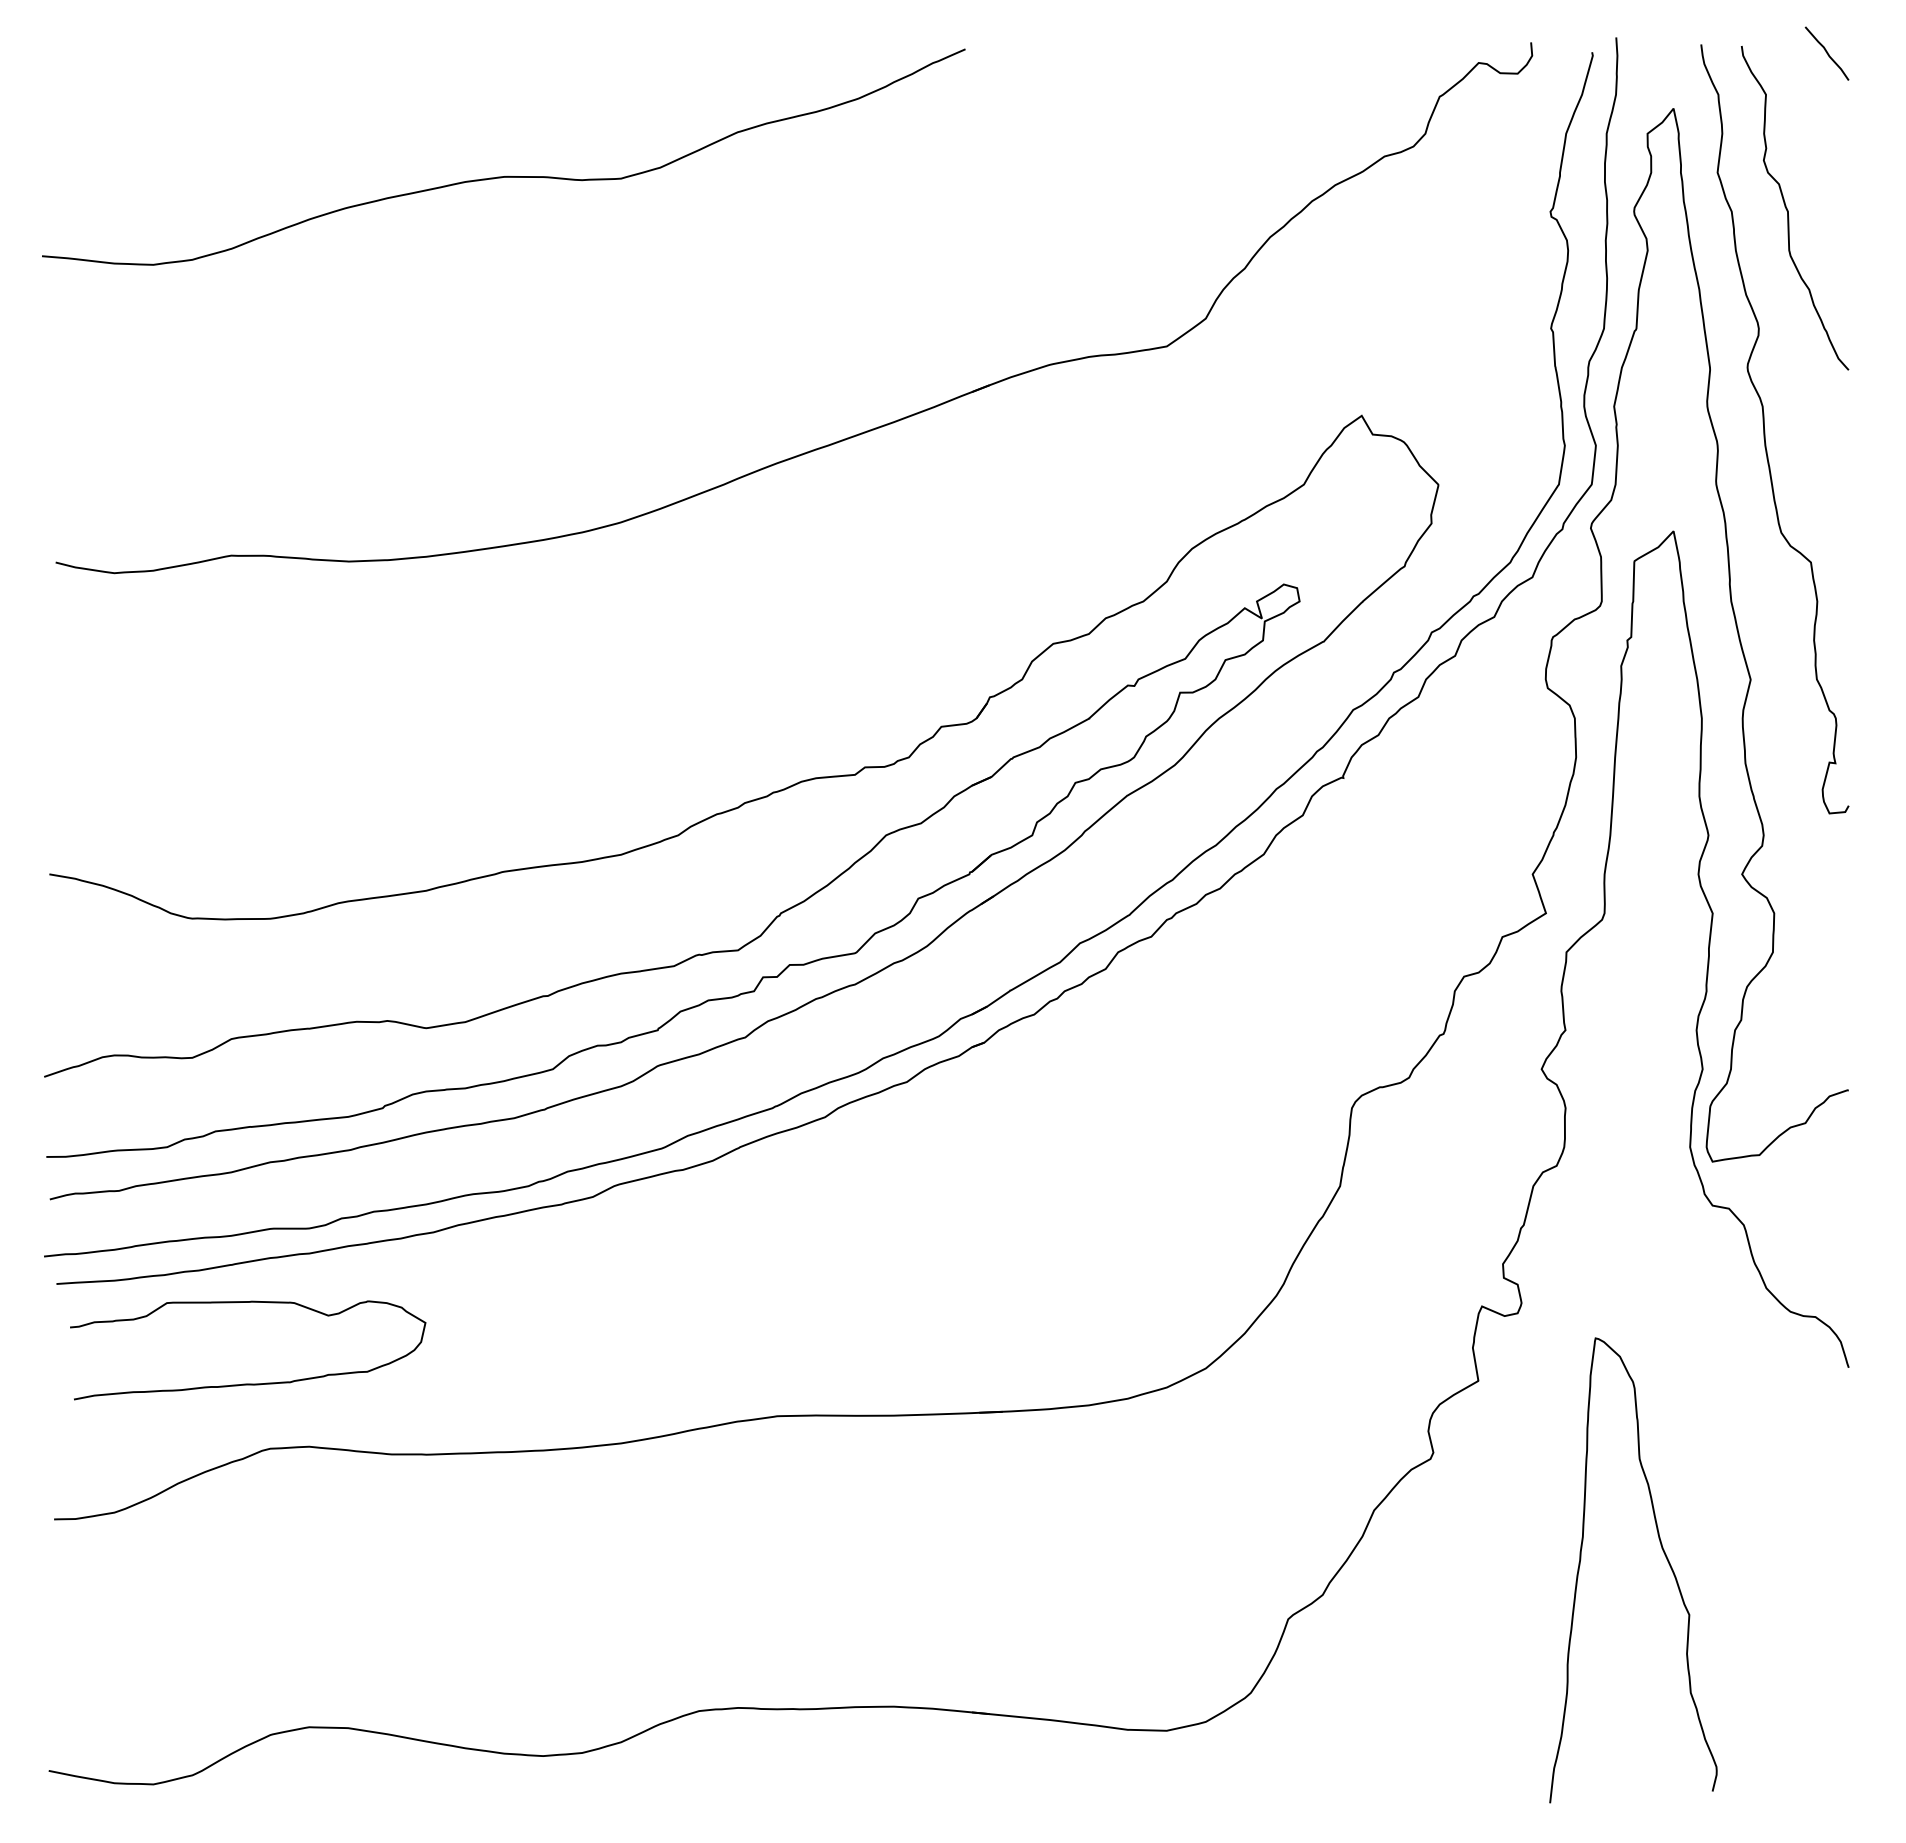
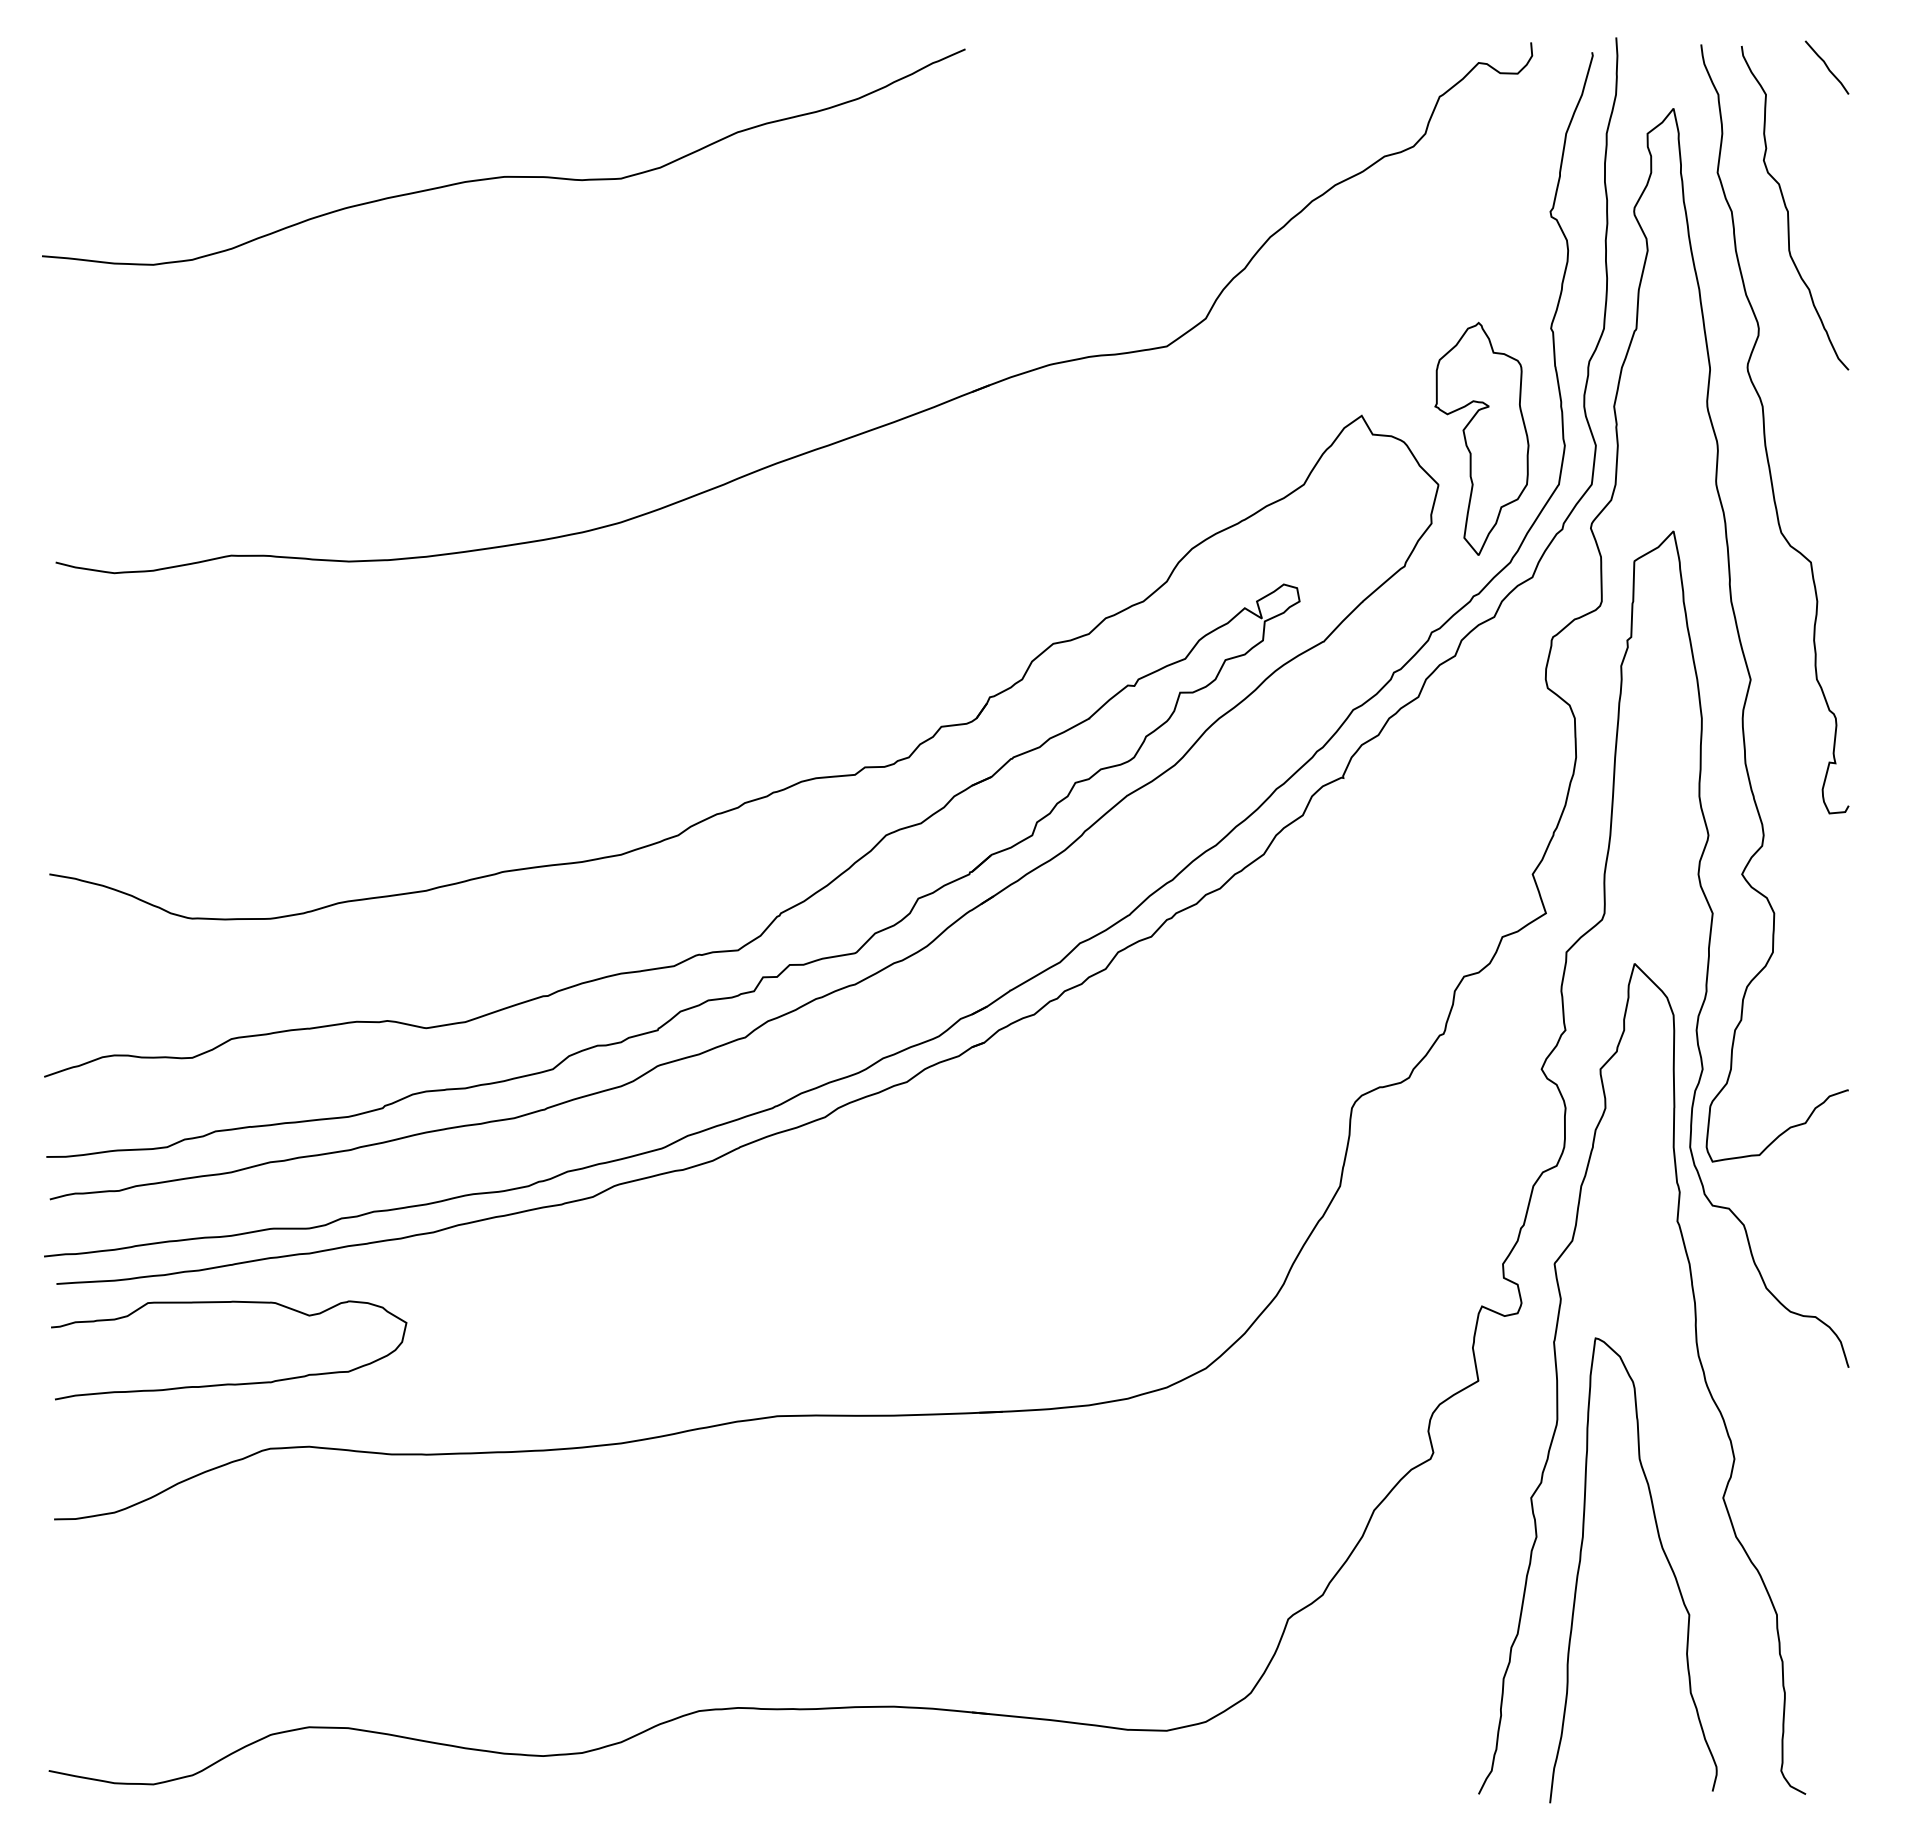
curve position: (1826, 53) -> (1826, 67) (1826, 67)
part: none -> present (1481, 438)
curve: none -> present (1698, 1359)
curve position: (248, 1383) -> (229, 1383) (229, 1383)
